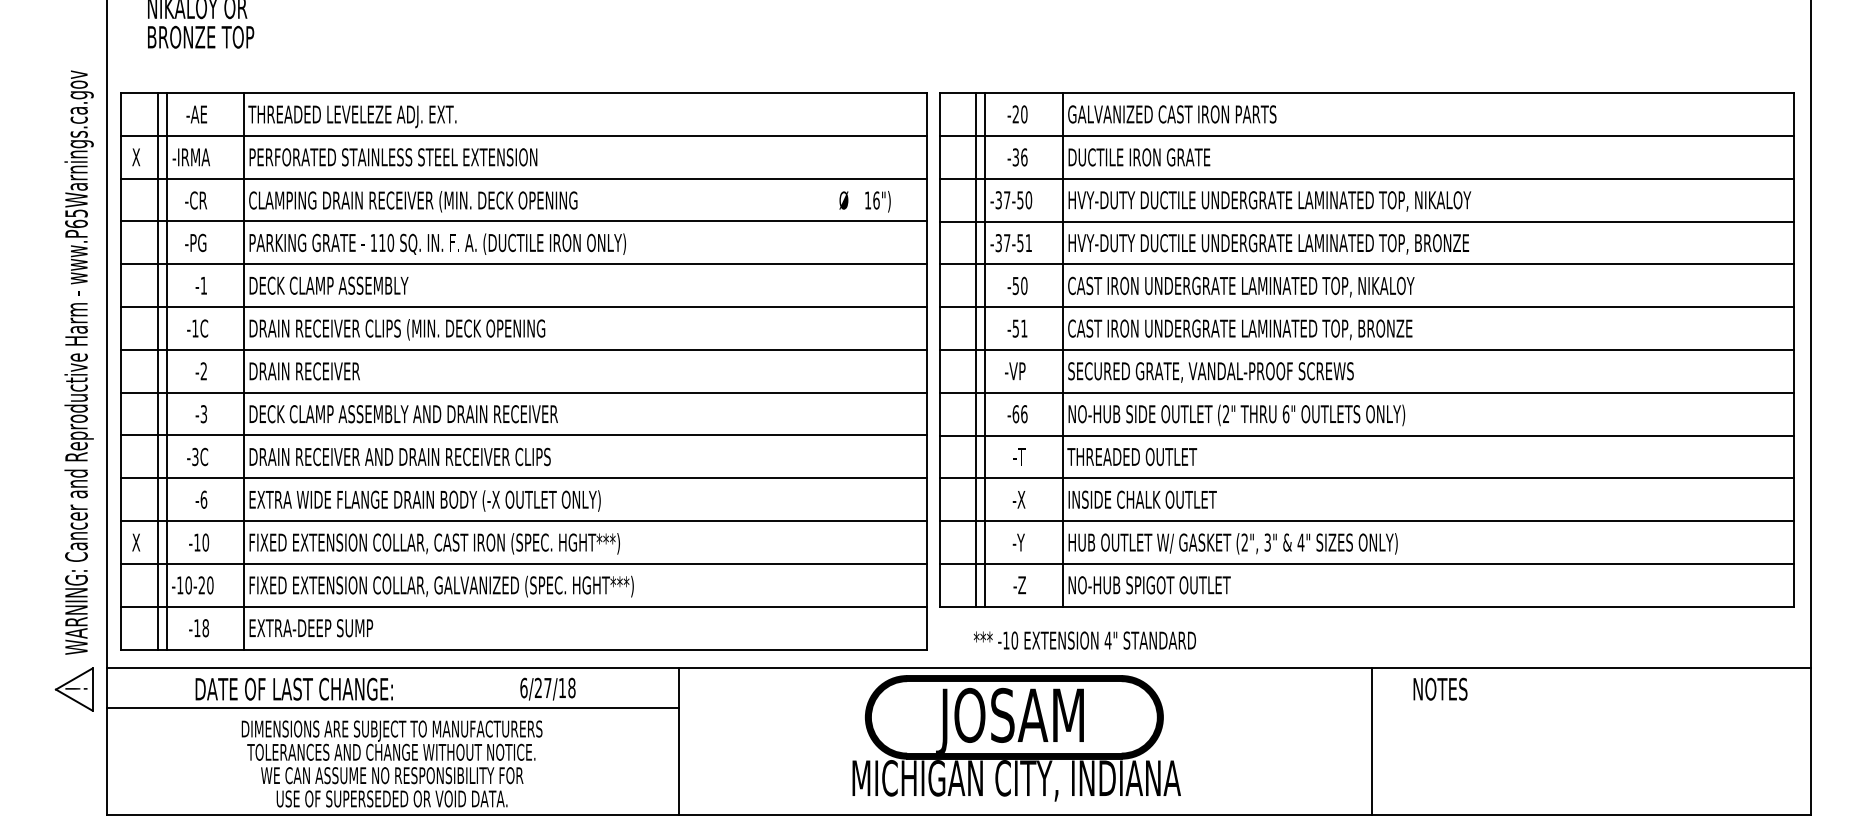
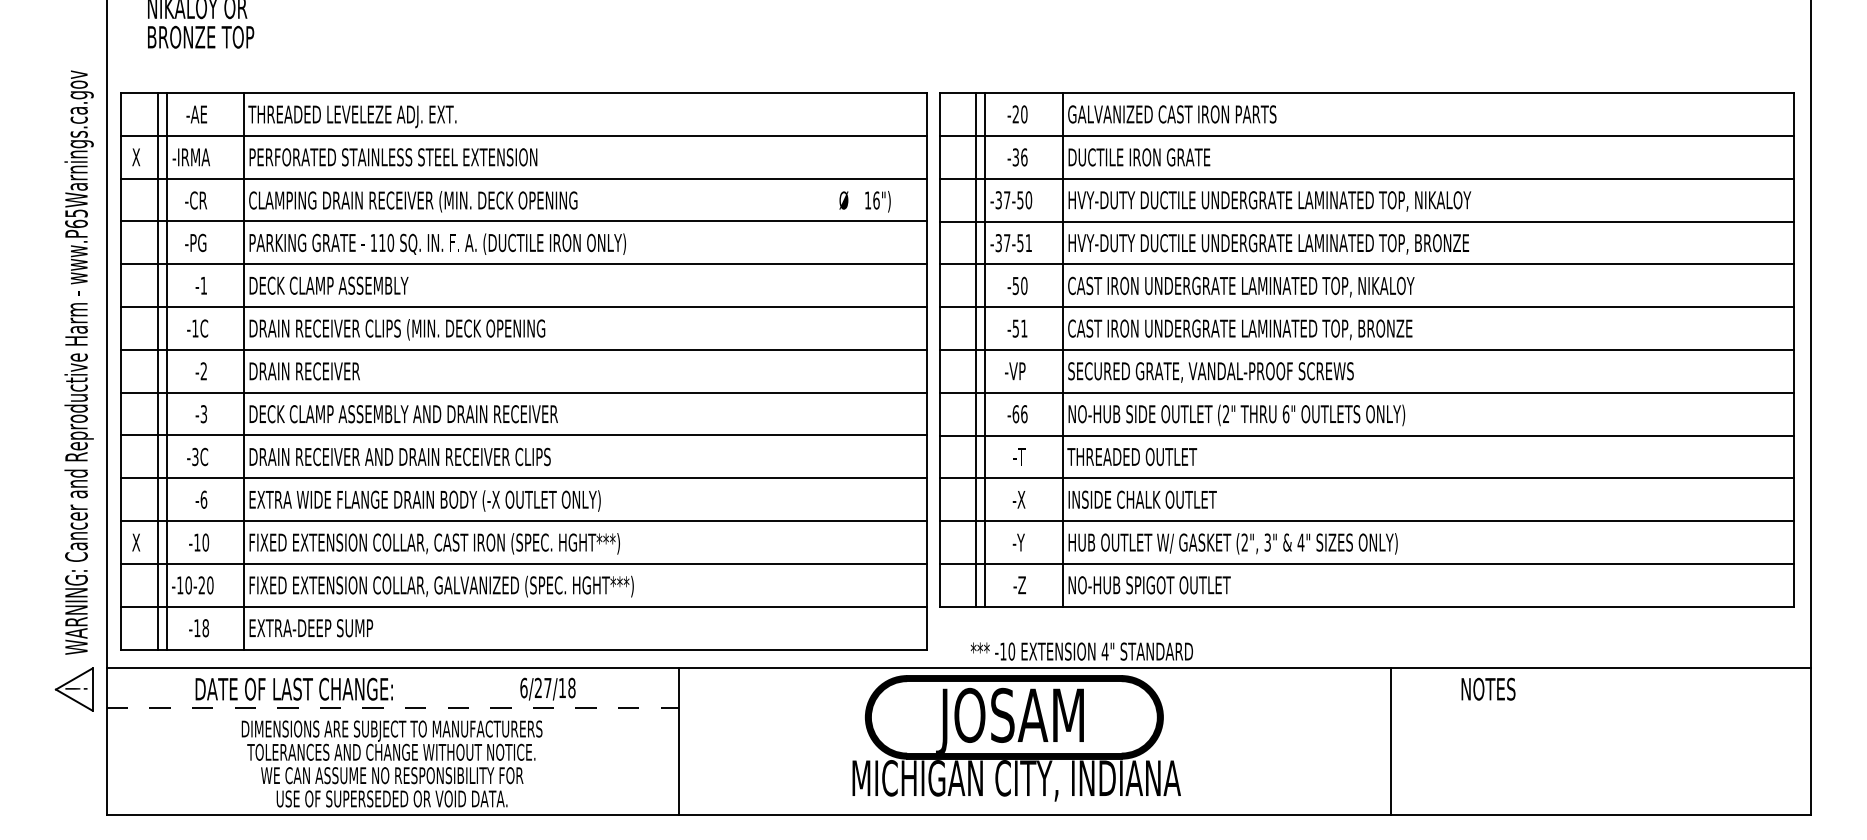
text position: (1084, 640) -> (1081, 651) (1081, 651)
text position: (1440, 688) -> (1488, 688) (1488, 688)
line: solid -> dashed (393, 708)
line position: (1371, 741) -> (1390, 741) (1390, 741)
